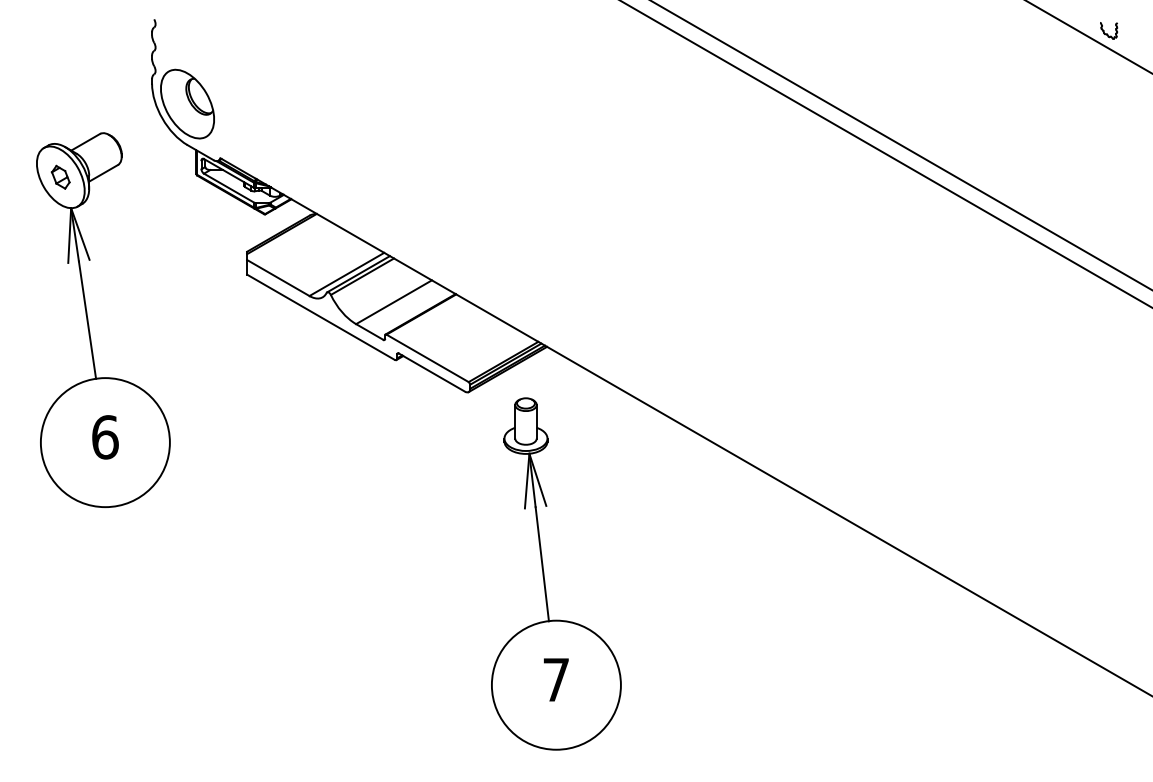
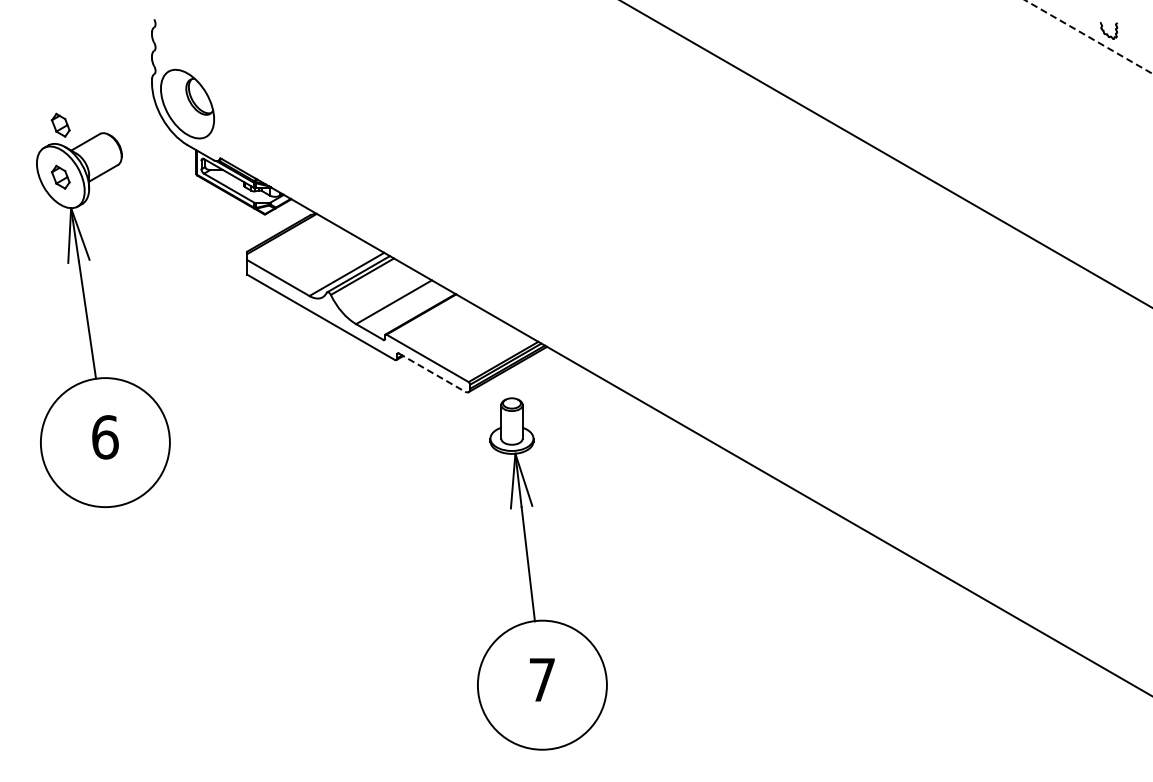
line: solid -> dashed (1088, 37)
part: none -> present (60, 124)
line: present -> none (901, 145)
line: solid -> dashed (432, 372)
part position: (544, 573) -> (530, 573) (530, 573)
